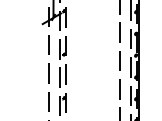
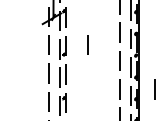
line: none -> present (87, 44)
line: none -> present (154, 89)
